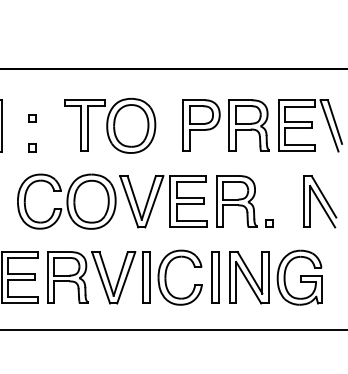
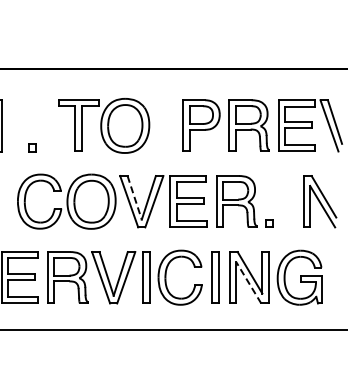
part: present -> none (32, 118)
part position: (110, 125) -> (104, 125) (104, 125)
line: solid -> dashed (134, 197)
line: solid -> dashed (248, 282)
